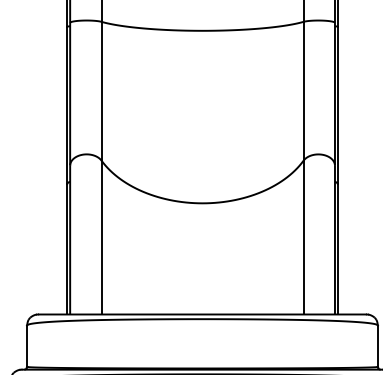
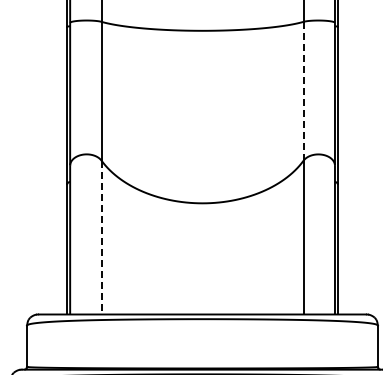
line: solid -> dashed (303, 90)
line: solid -> dashed (101, 237)
